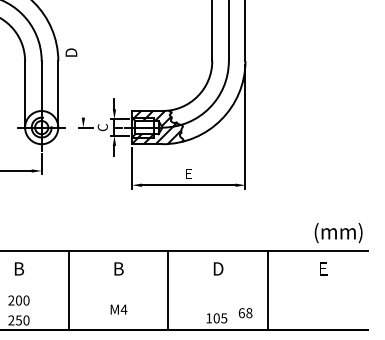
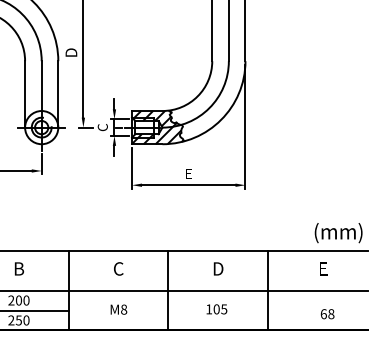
line: none -> present (83, 59)
text: B -> C (118, 268)
line: none -> present (184, 290)
text: M4 -> M8 (123, 309)
line: none -> present (35, 310)
text position: (245, 313) -> (327, 314) (327, 314)
text position: (216, 318) -> (216, 309) (216, 309)
